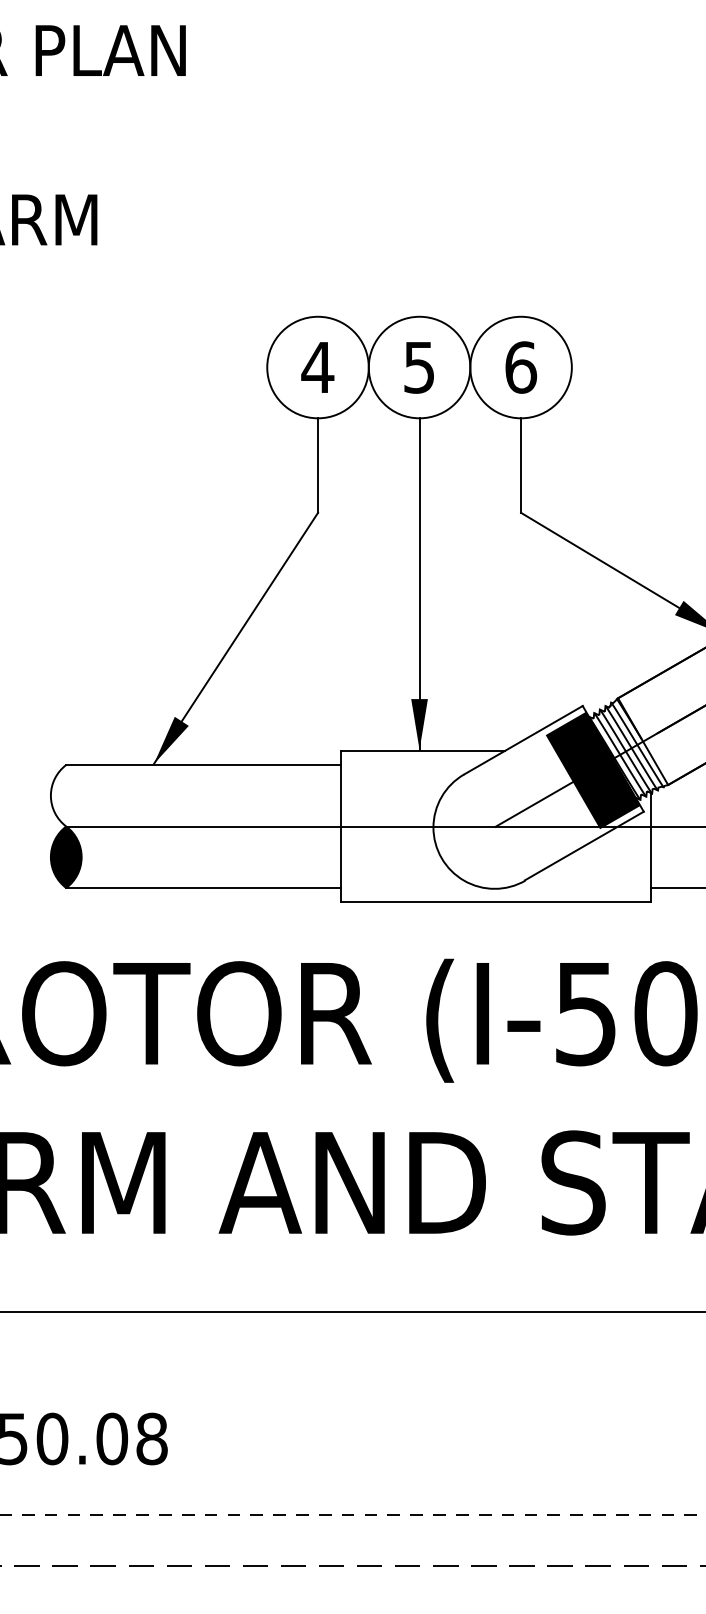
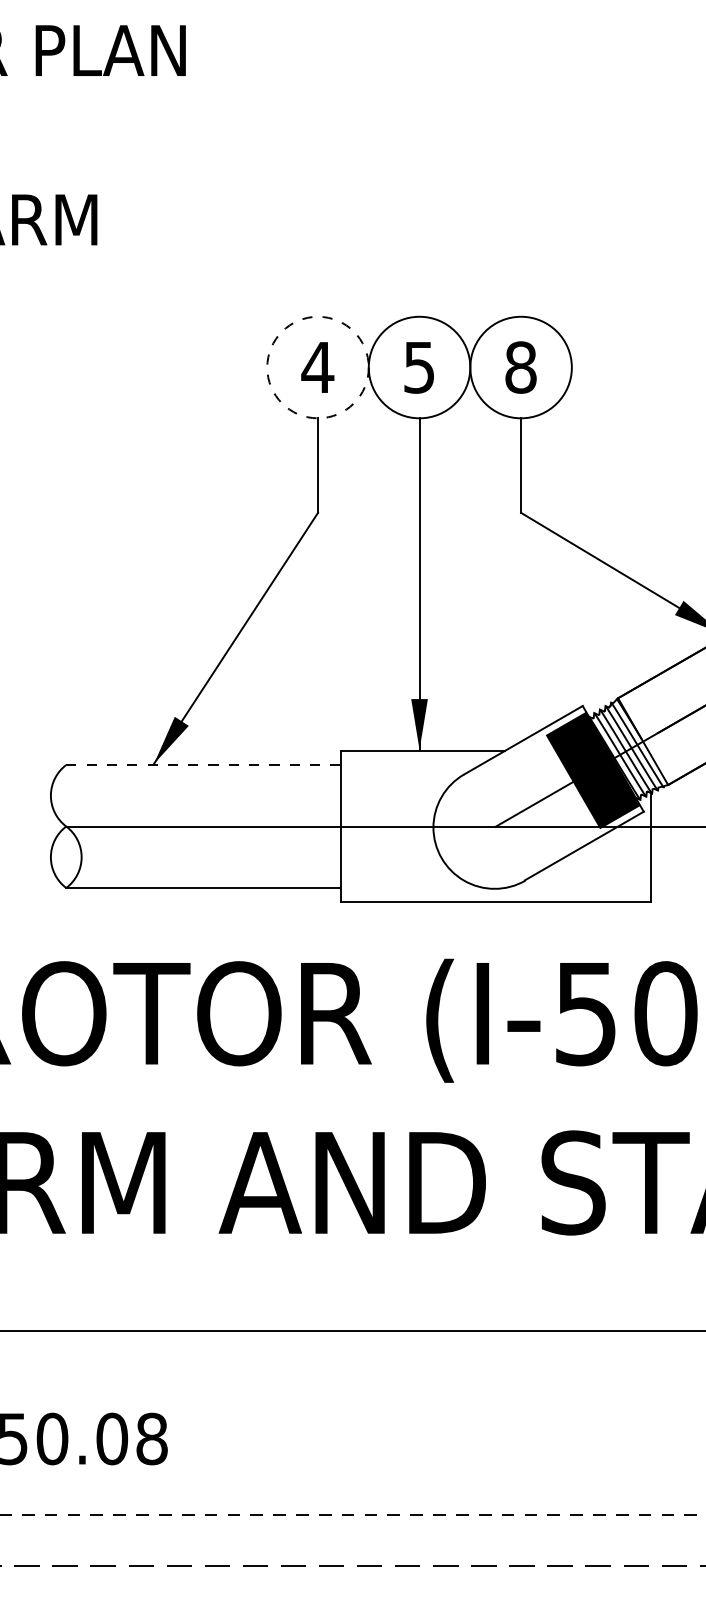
circle: solid -> dashed (317, 367)
text: 6 -> 8 (521, 367)
line: solid -> dashed (204, 765)
fill: present -> none (65, 857)
line: present -> none (676, 888)
line position: (352, 1311) -> (352, 1330) (352, 1330)
